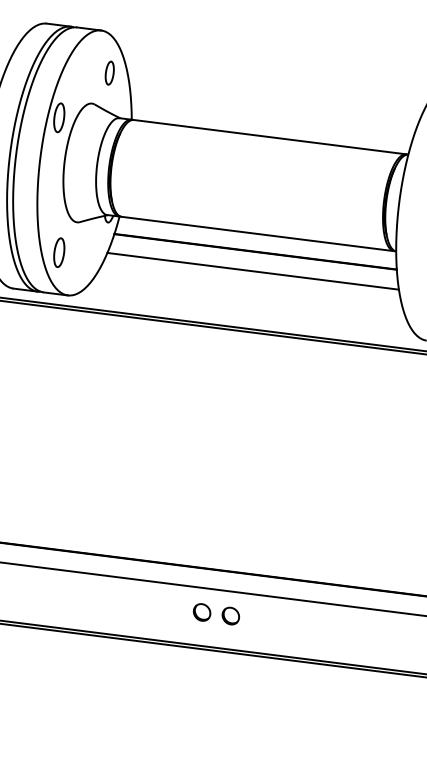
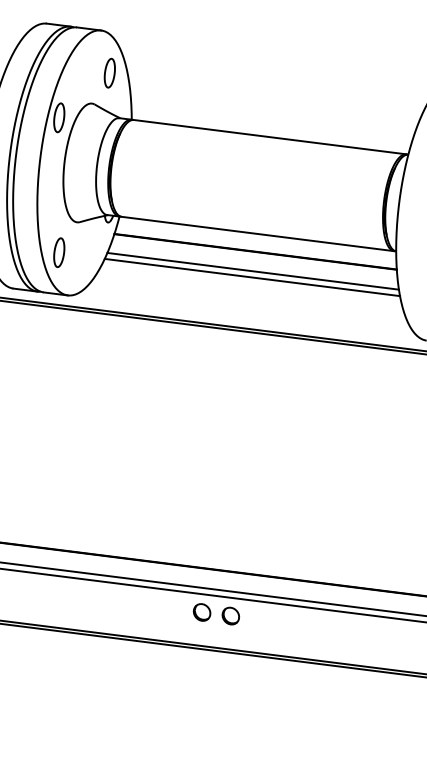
part size: 11x26 px -> 13x32 px (109, 72)
line: none -> present (252, 277)
line: none -> present (212, 595)
